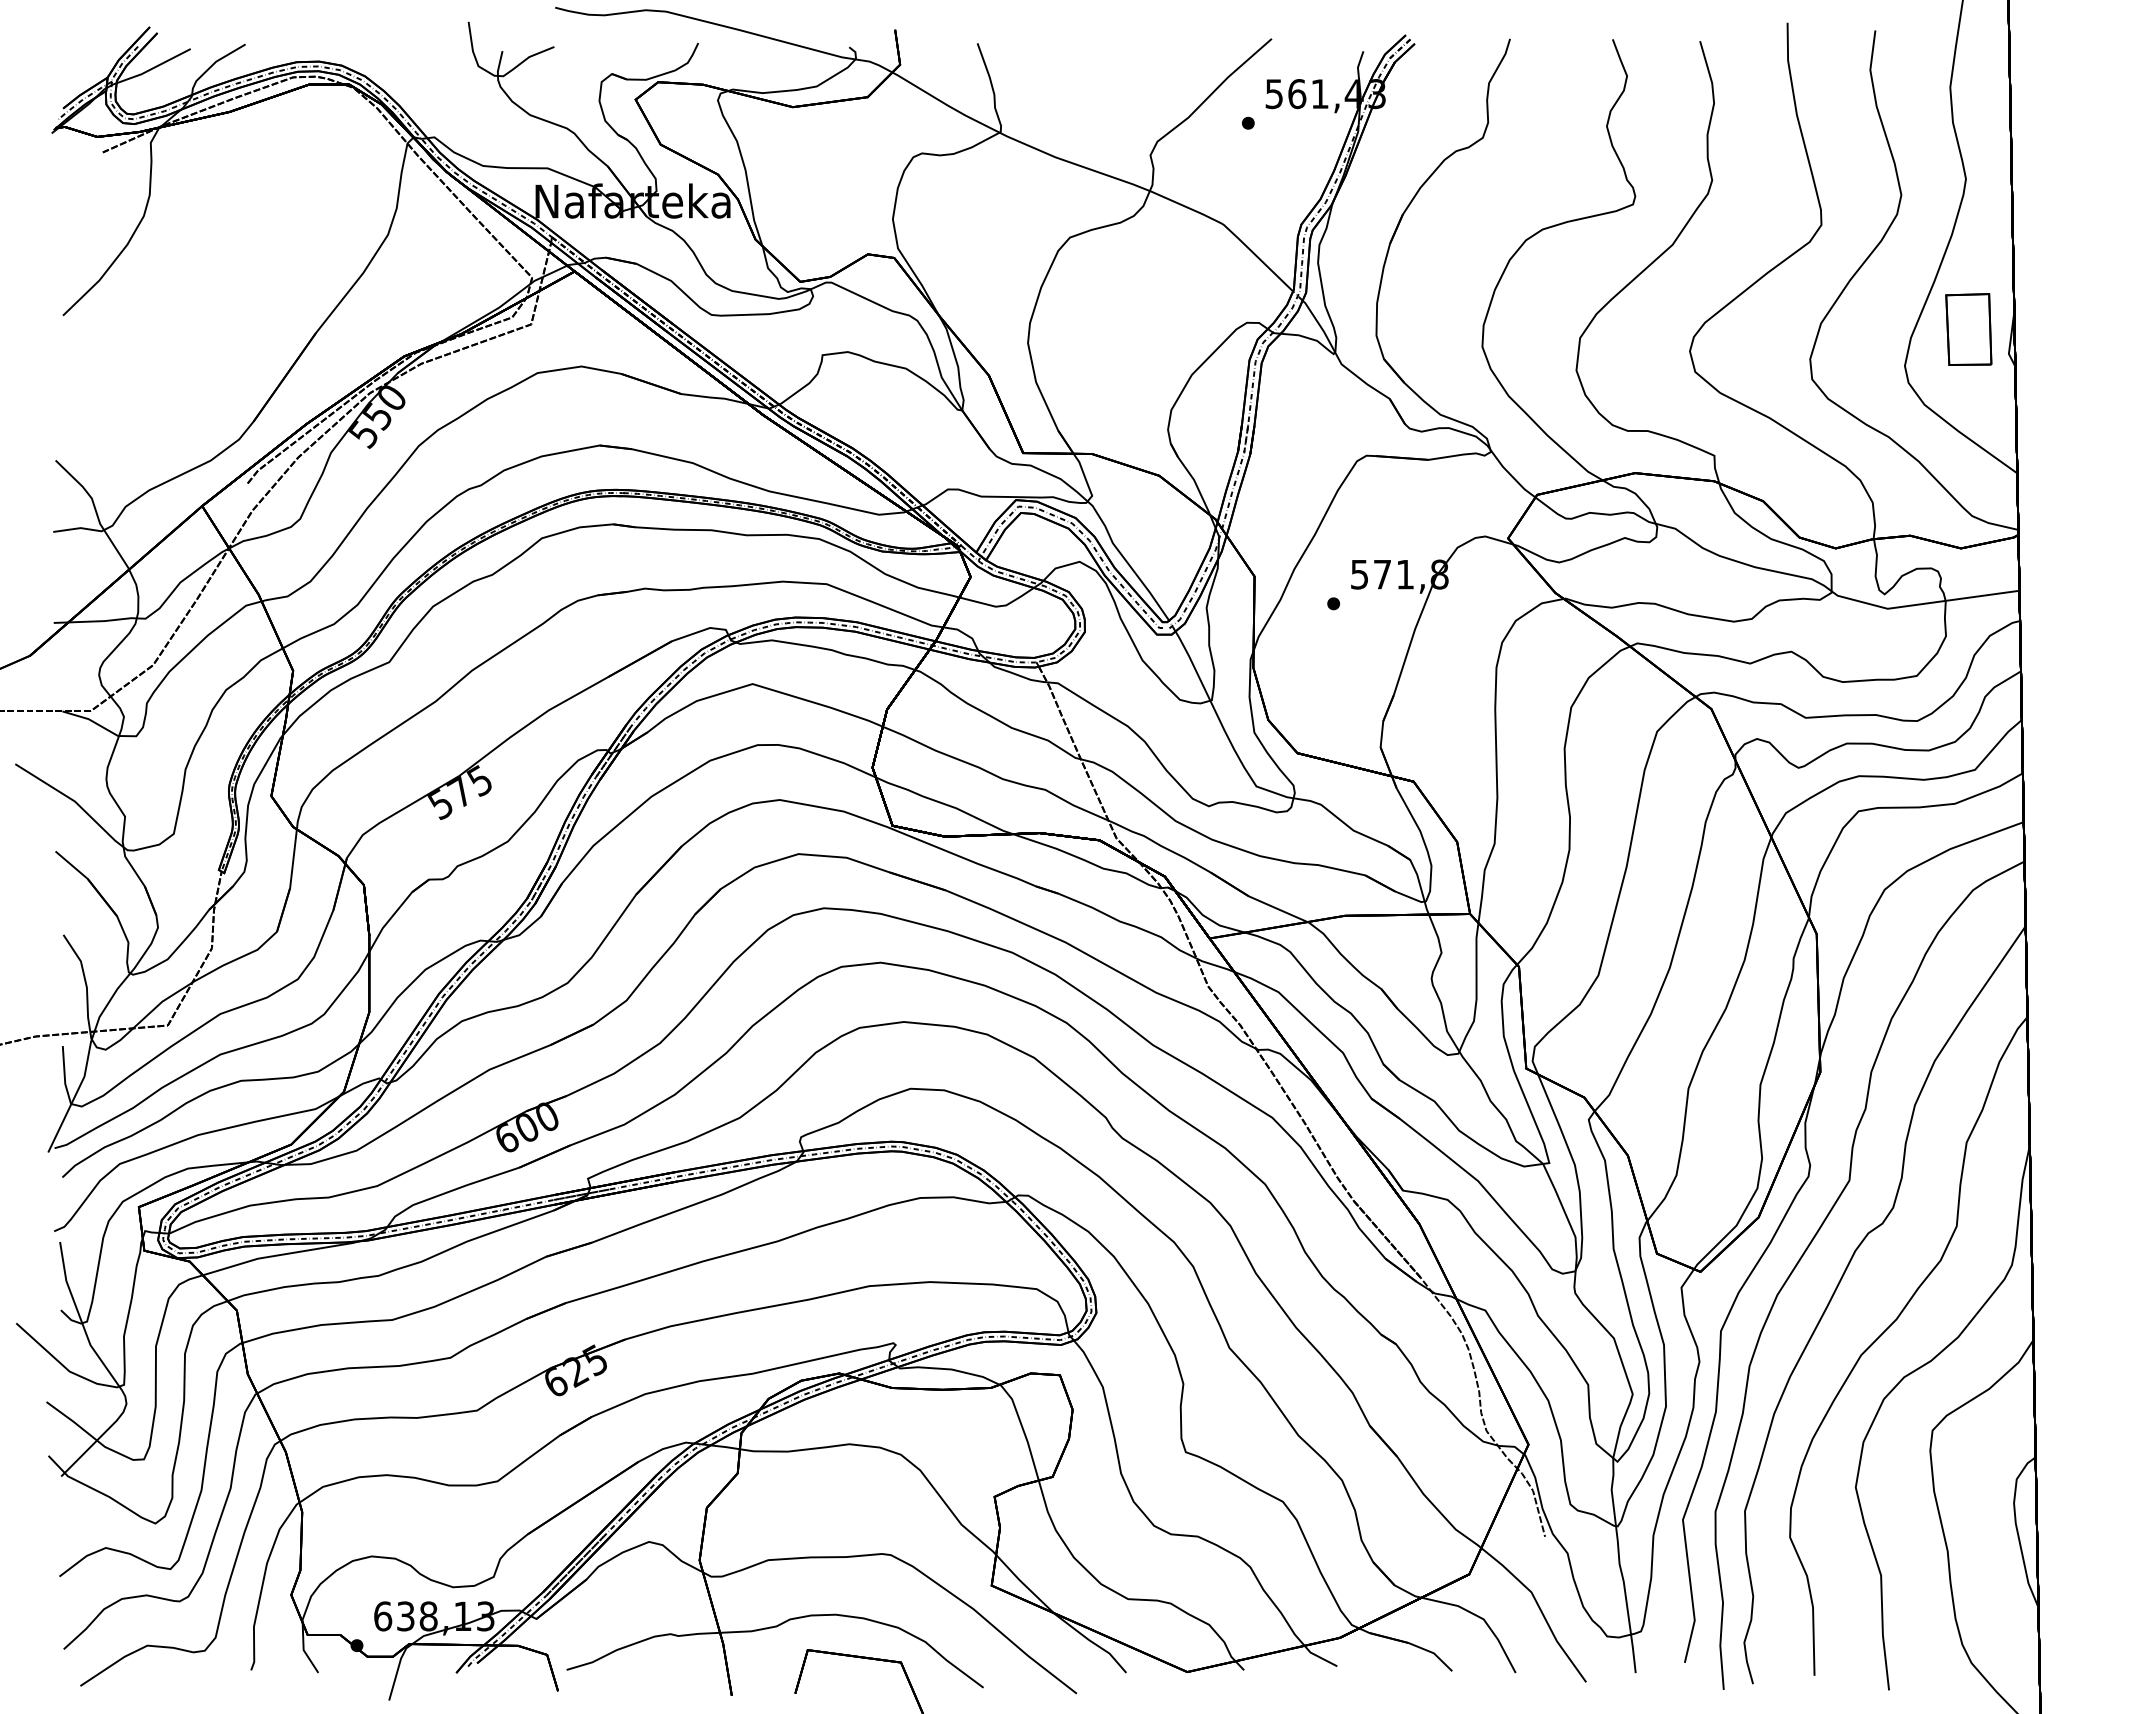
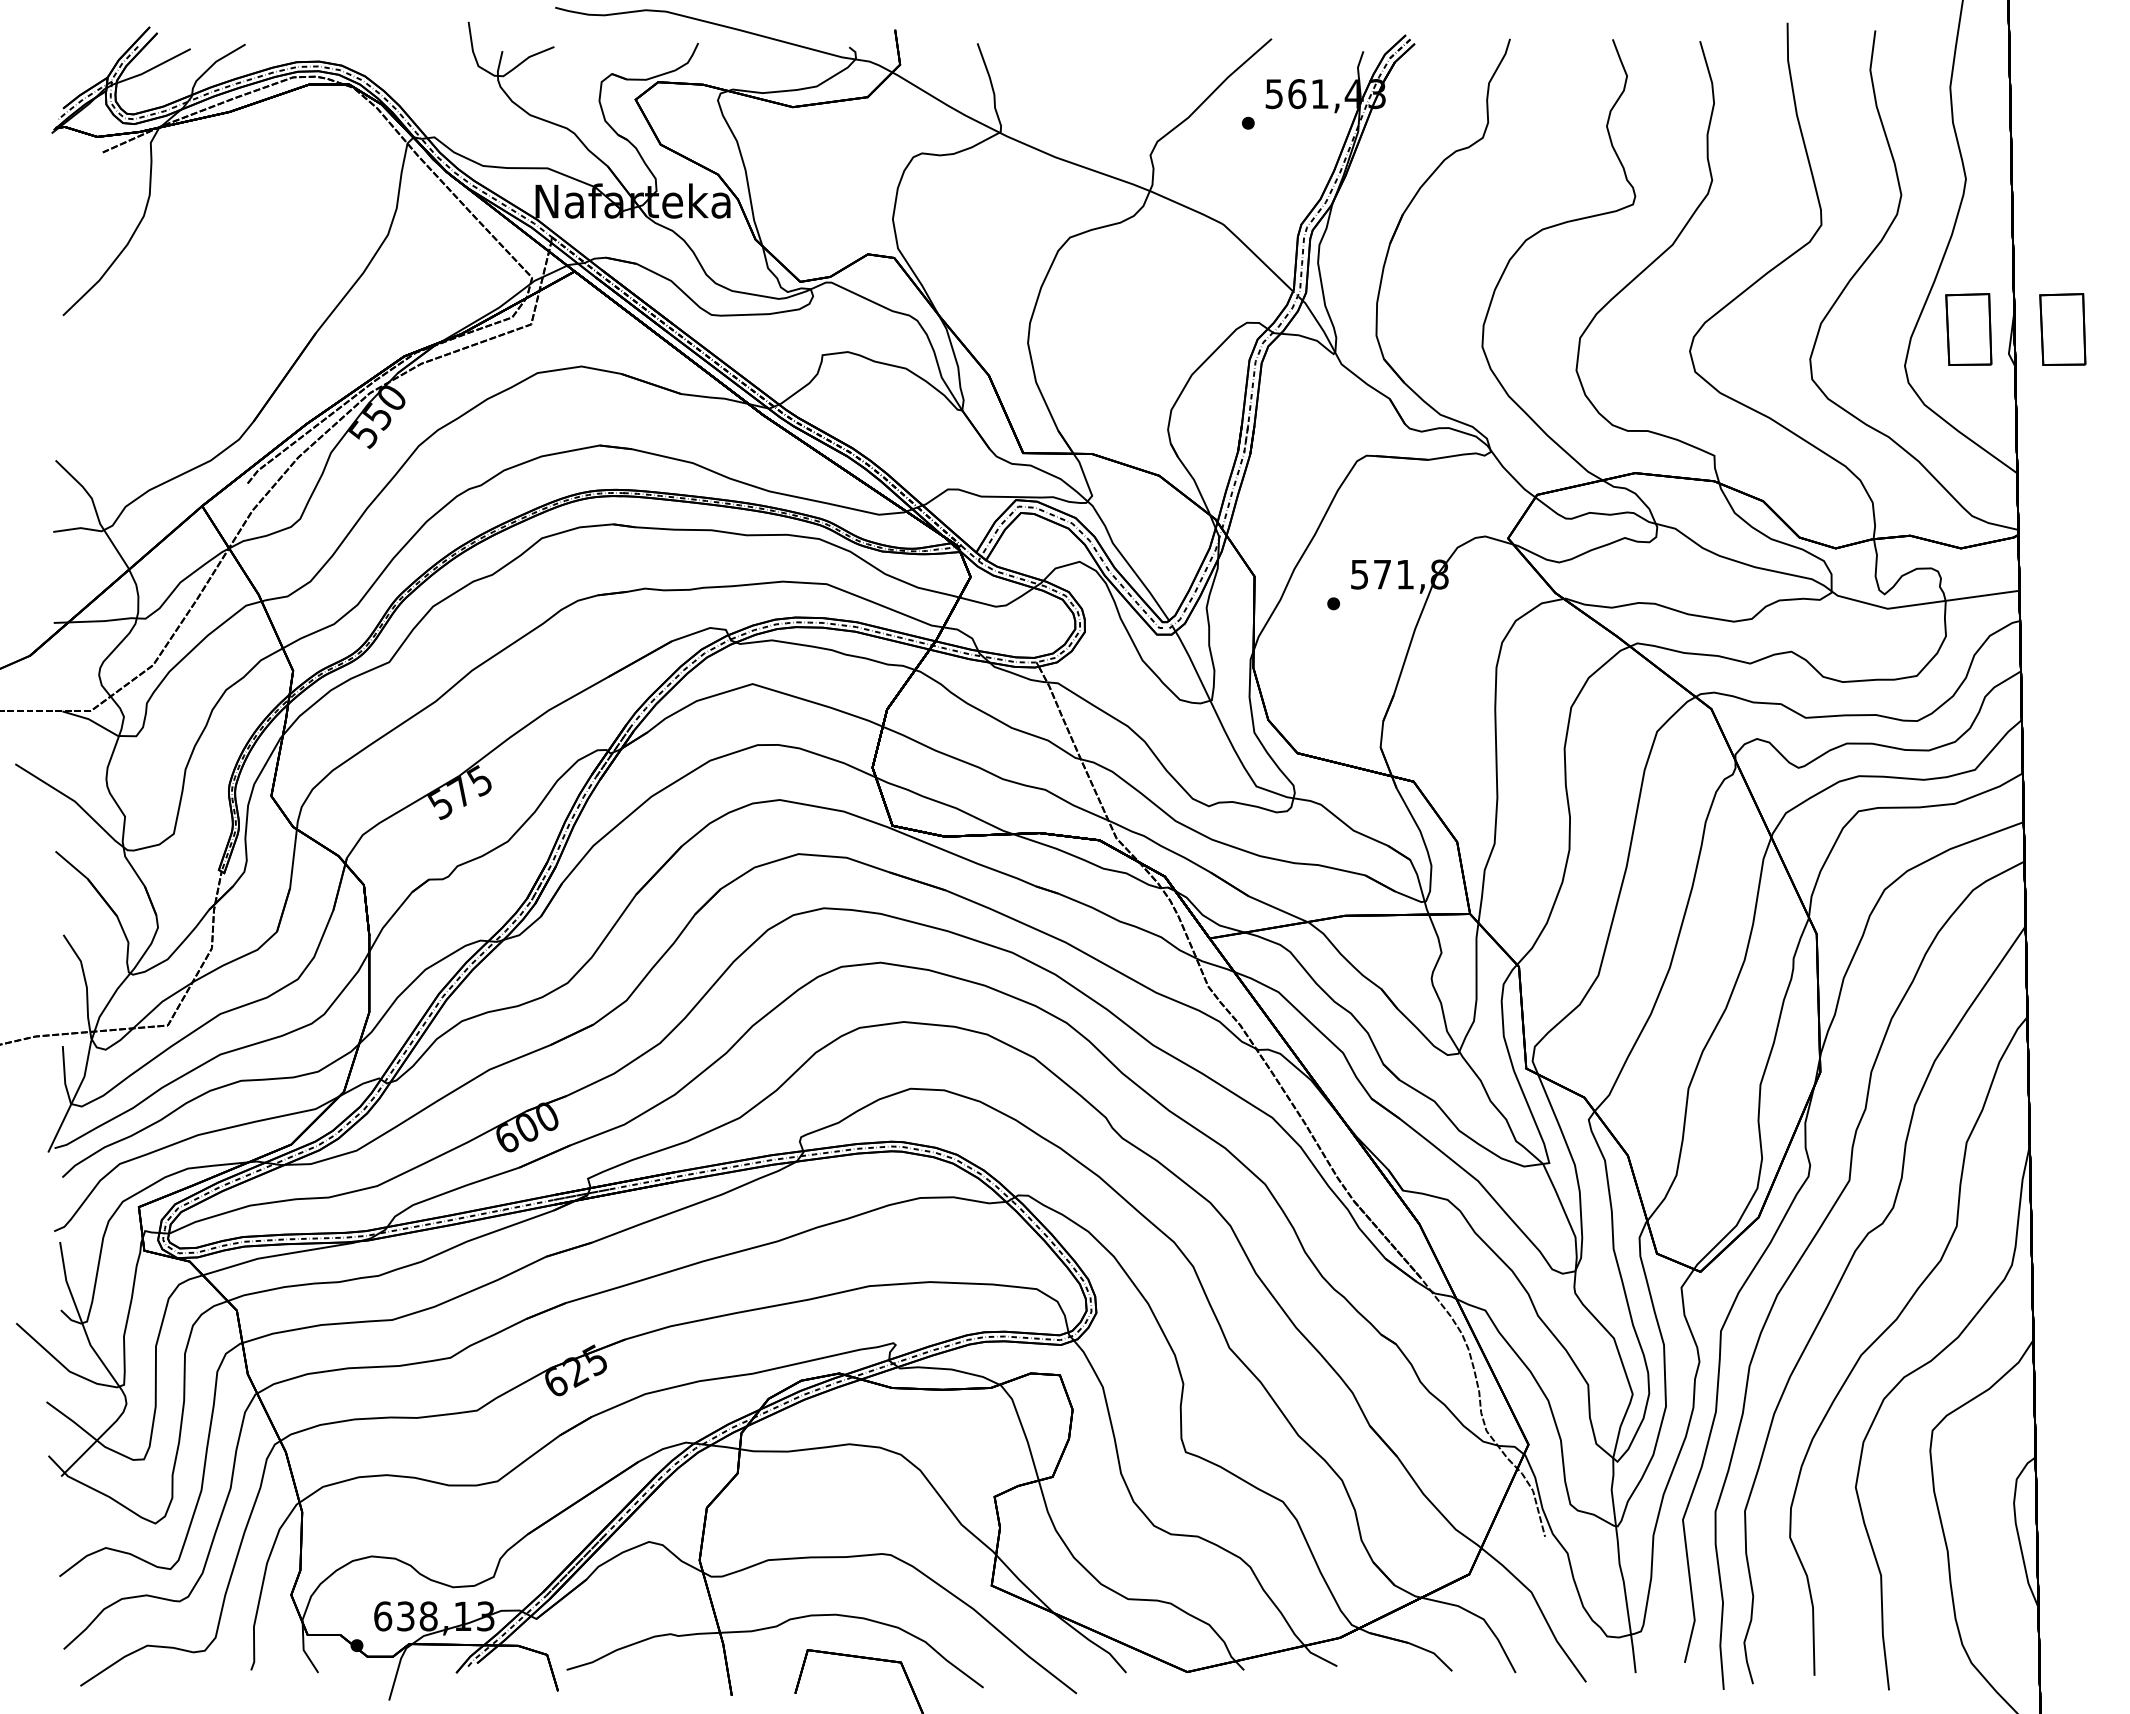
part: none -> present (2062, 329)
